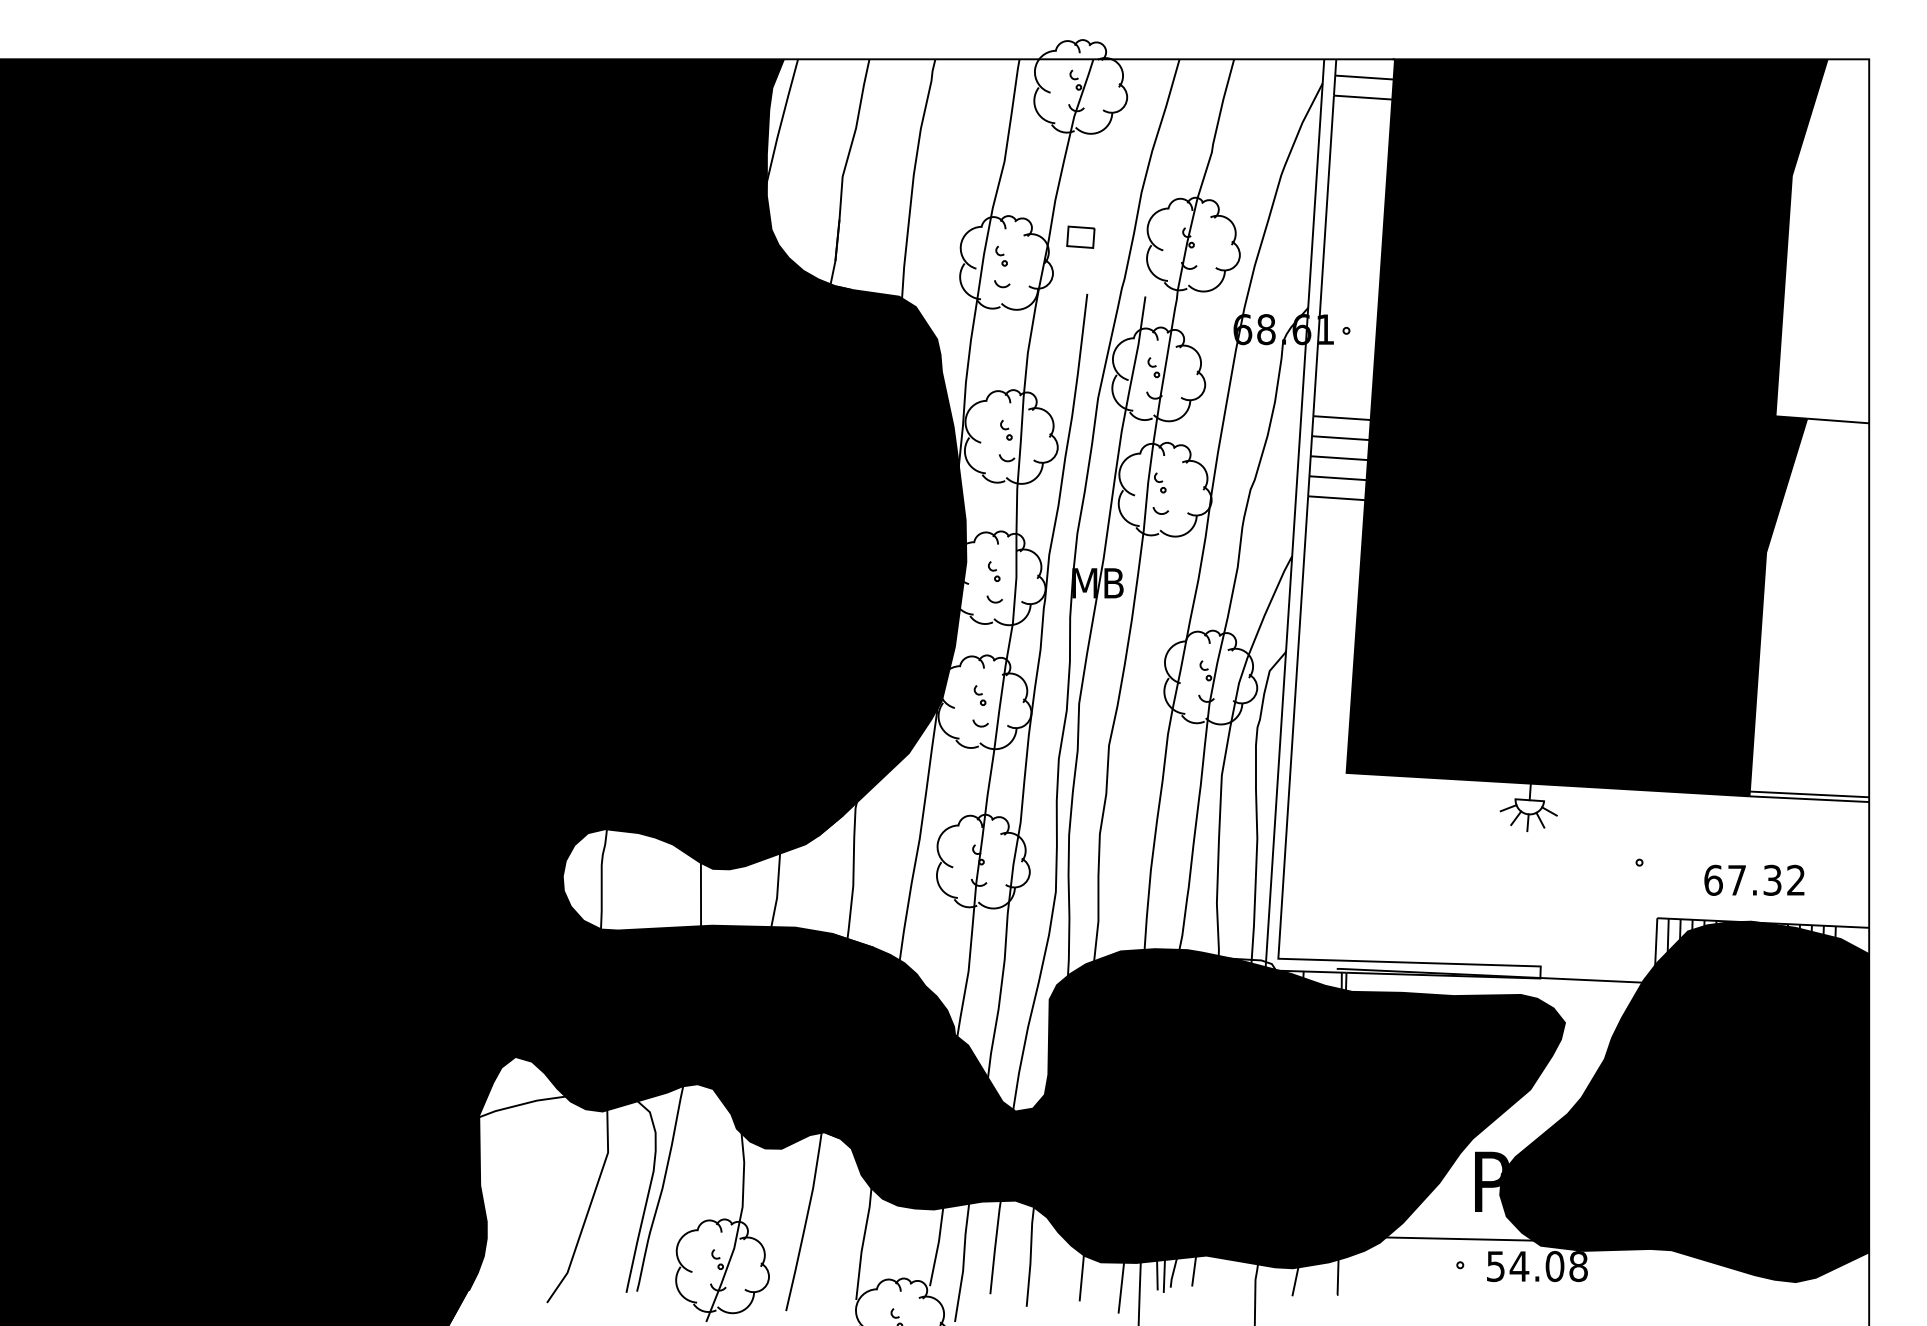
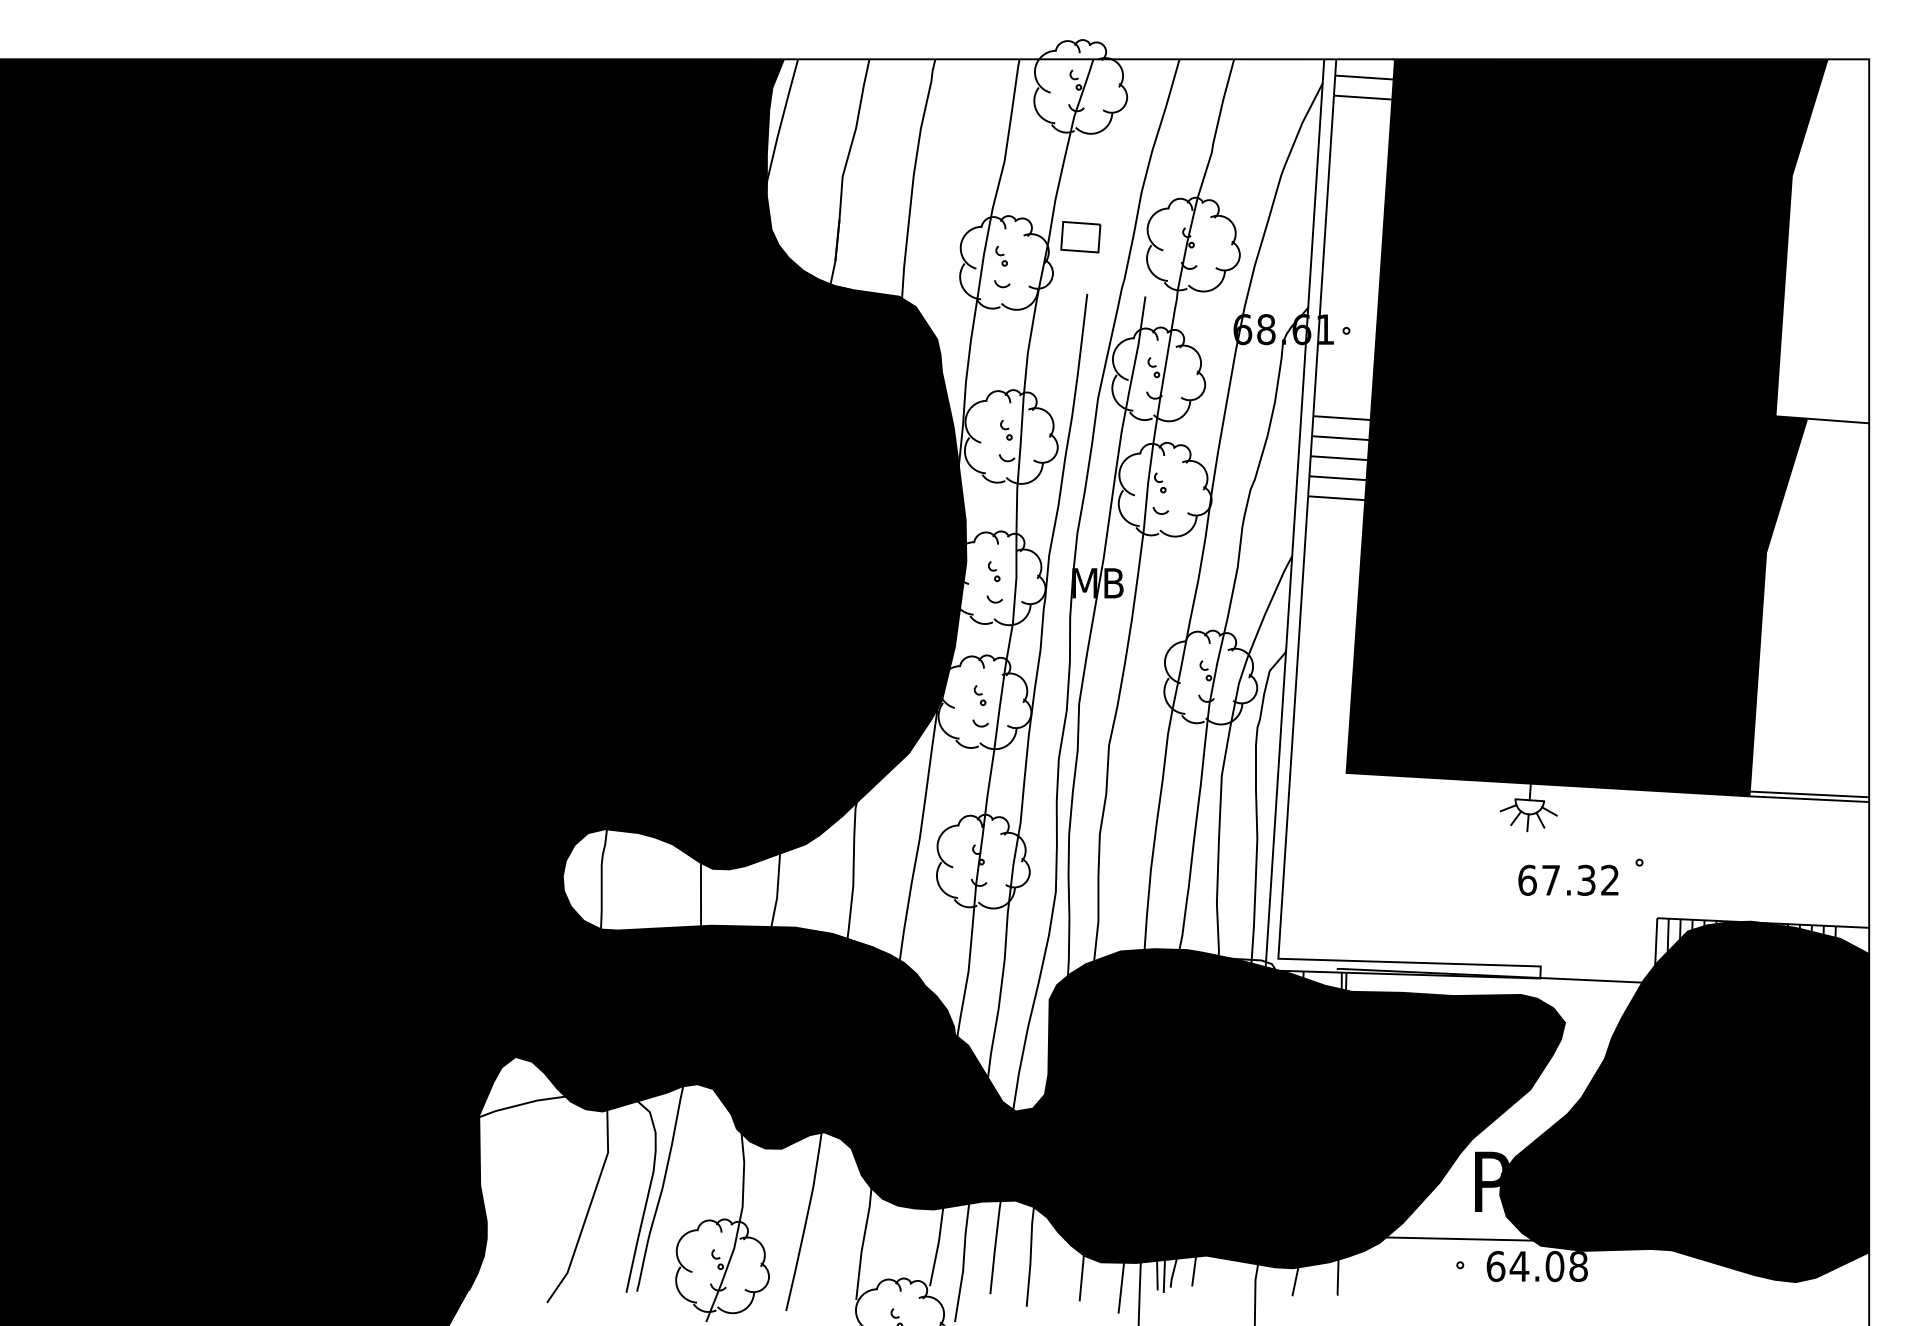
part size: 30x24 px -> 42x33 px (1080, 237)
text position: (1754, 879) -> (1568, 879) (1568, 879)
text: 54.08 -> 64.08 (1495, 1266)
